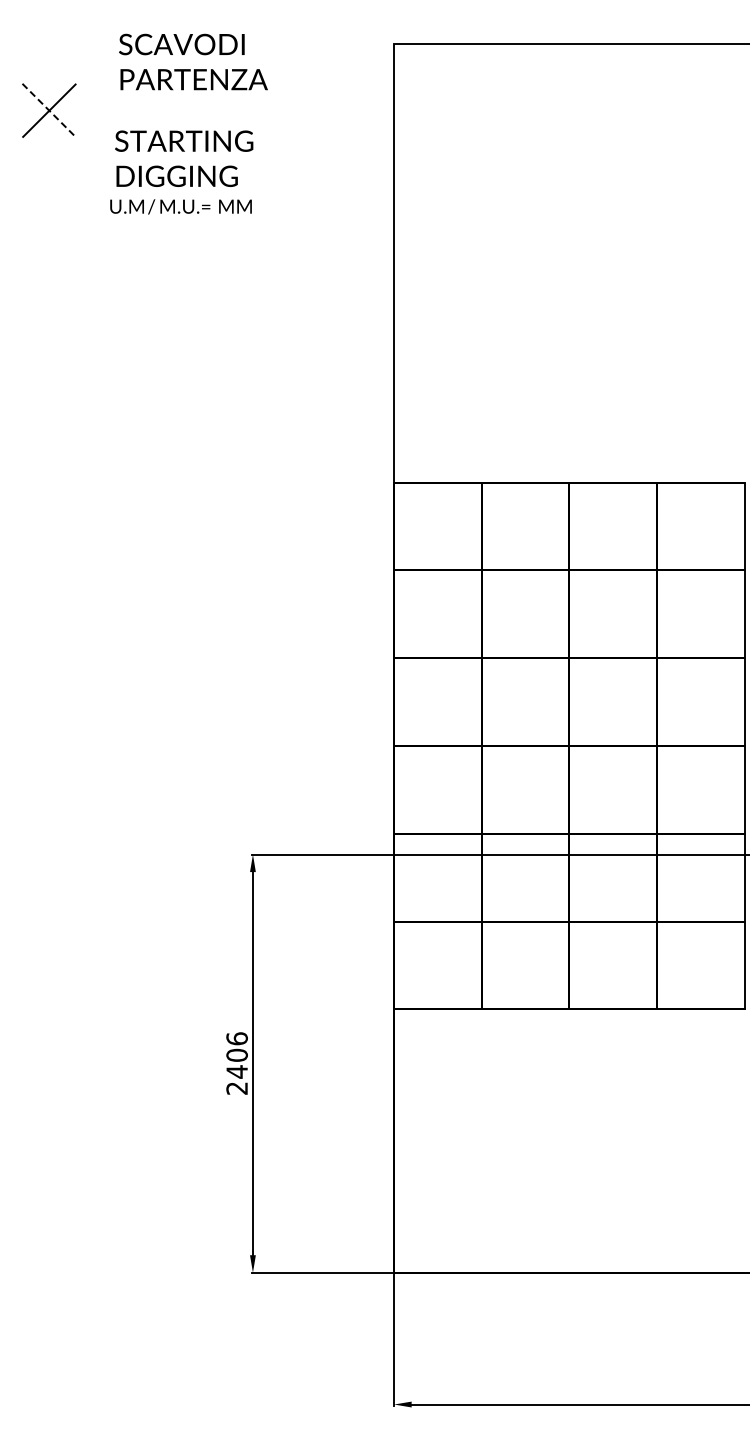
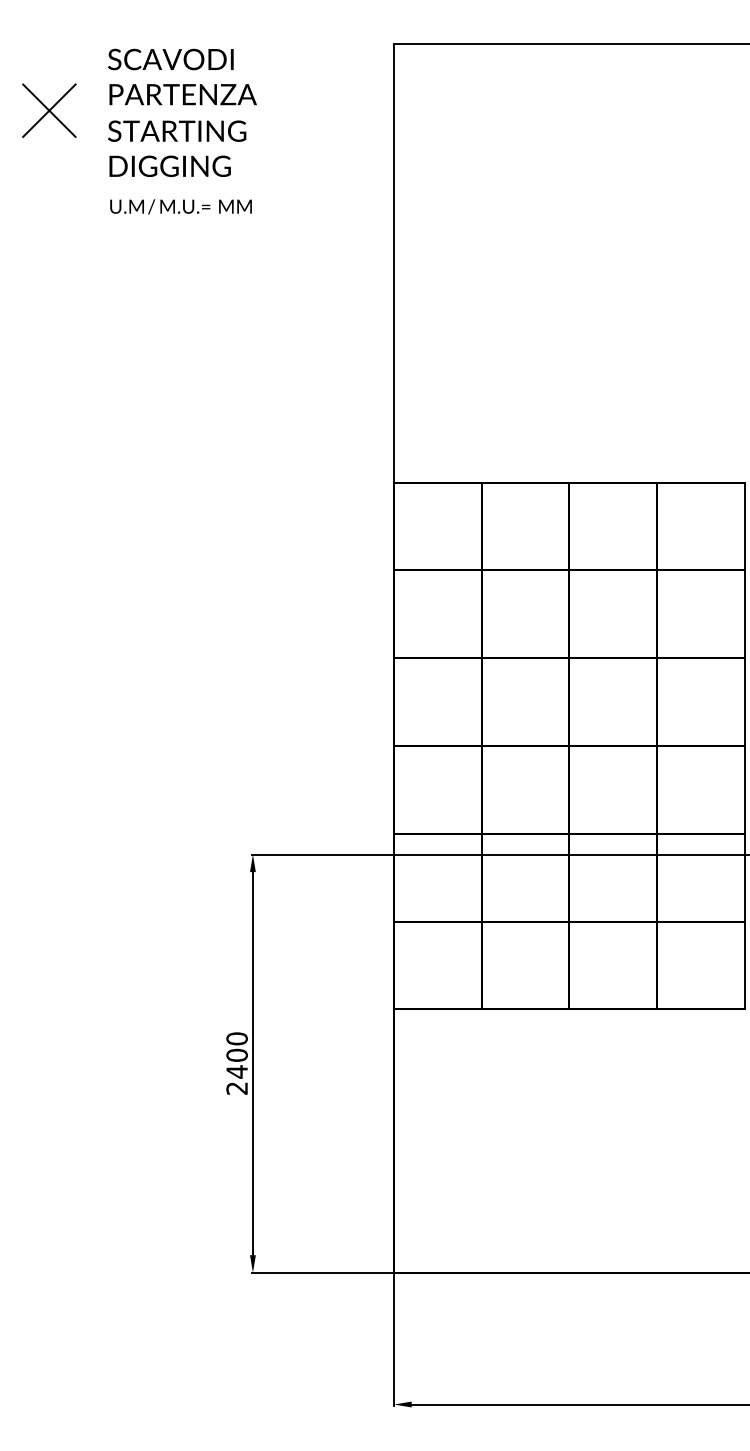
text position: (193, 61) -> (182, 76) (182, 76)
line: dashed -> solid (49, 111)
text position: (184, 158) -> (177, 148) (177, 148)
text: 2406 -> 2400 (236, 1038)
